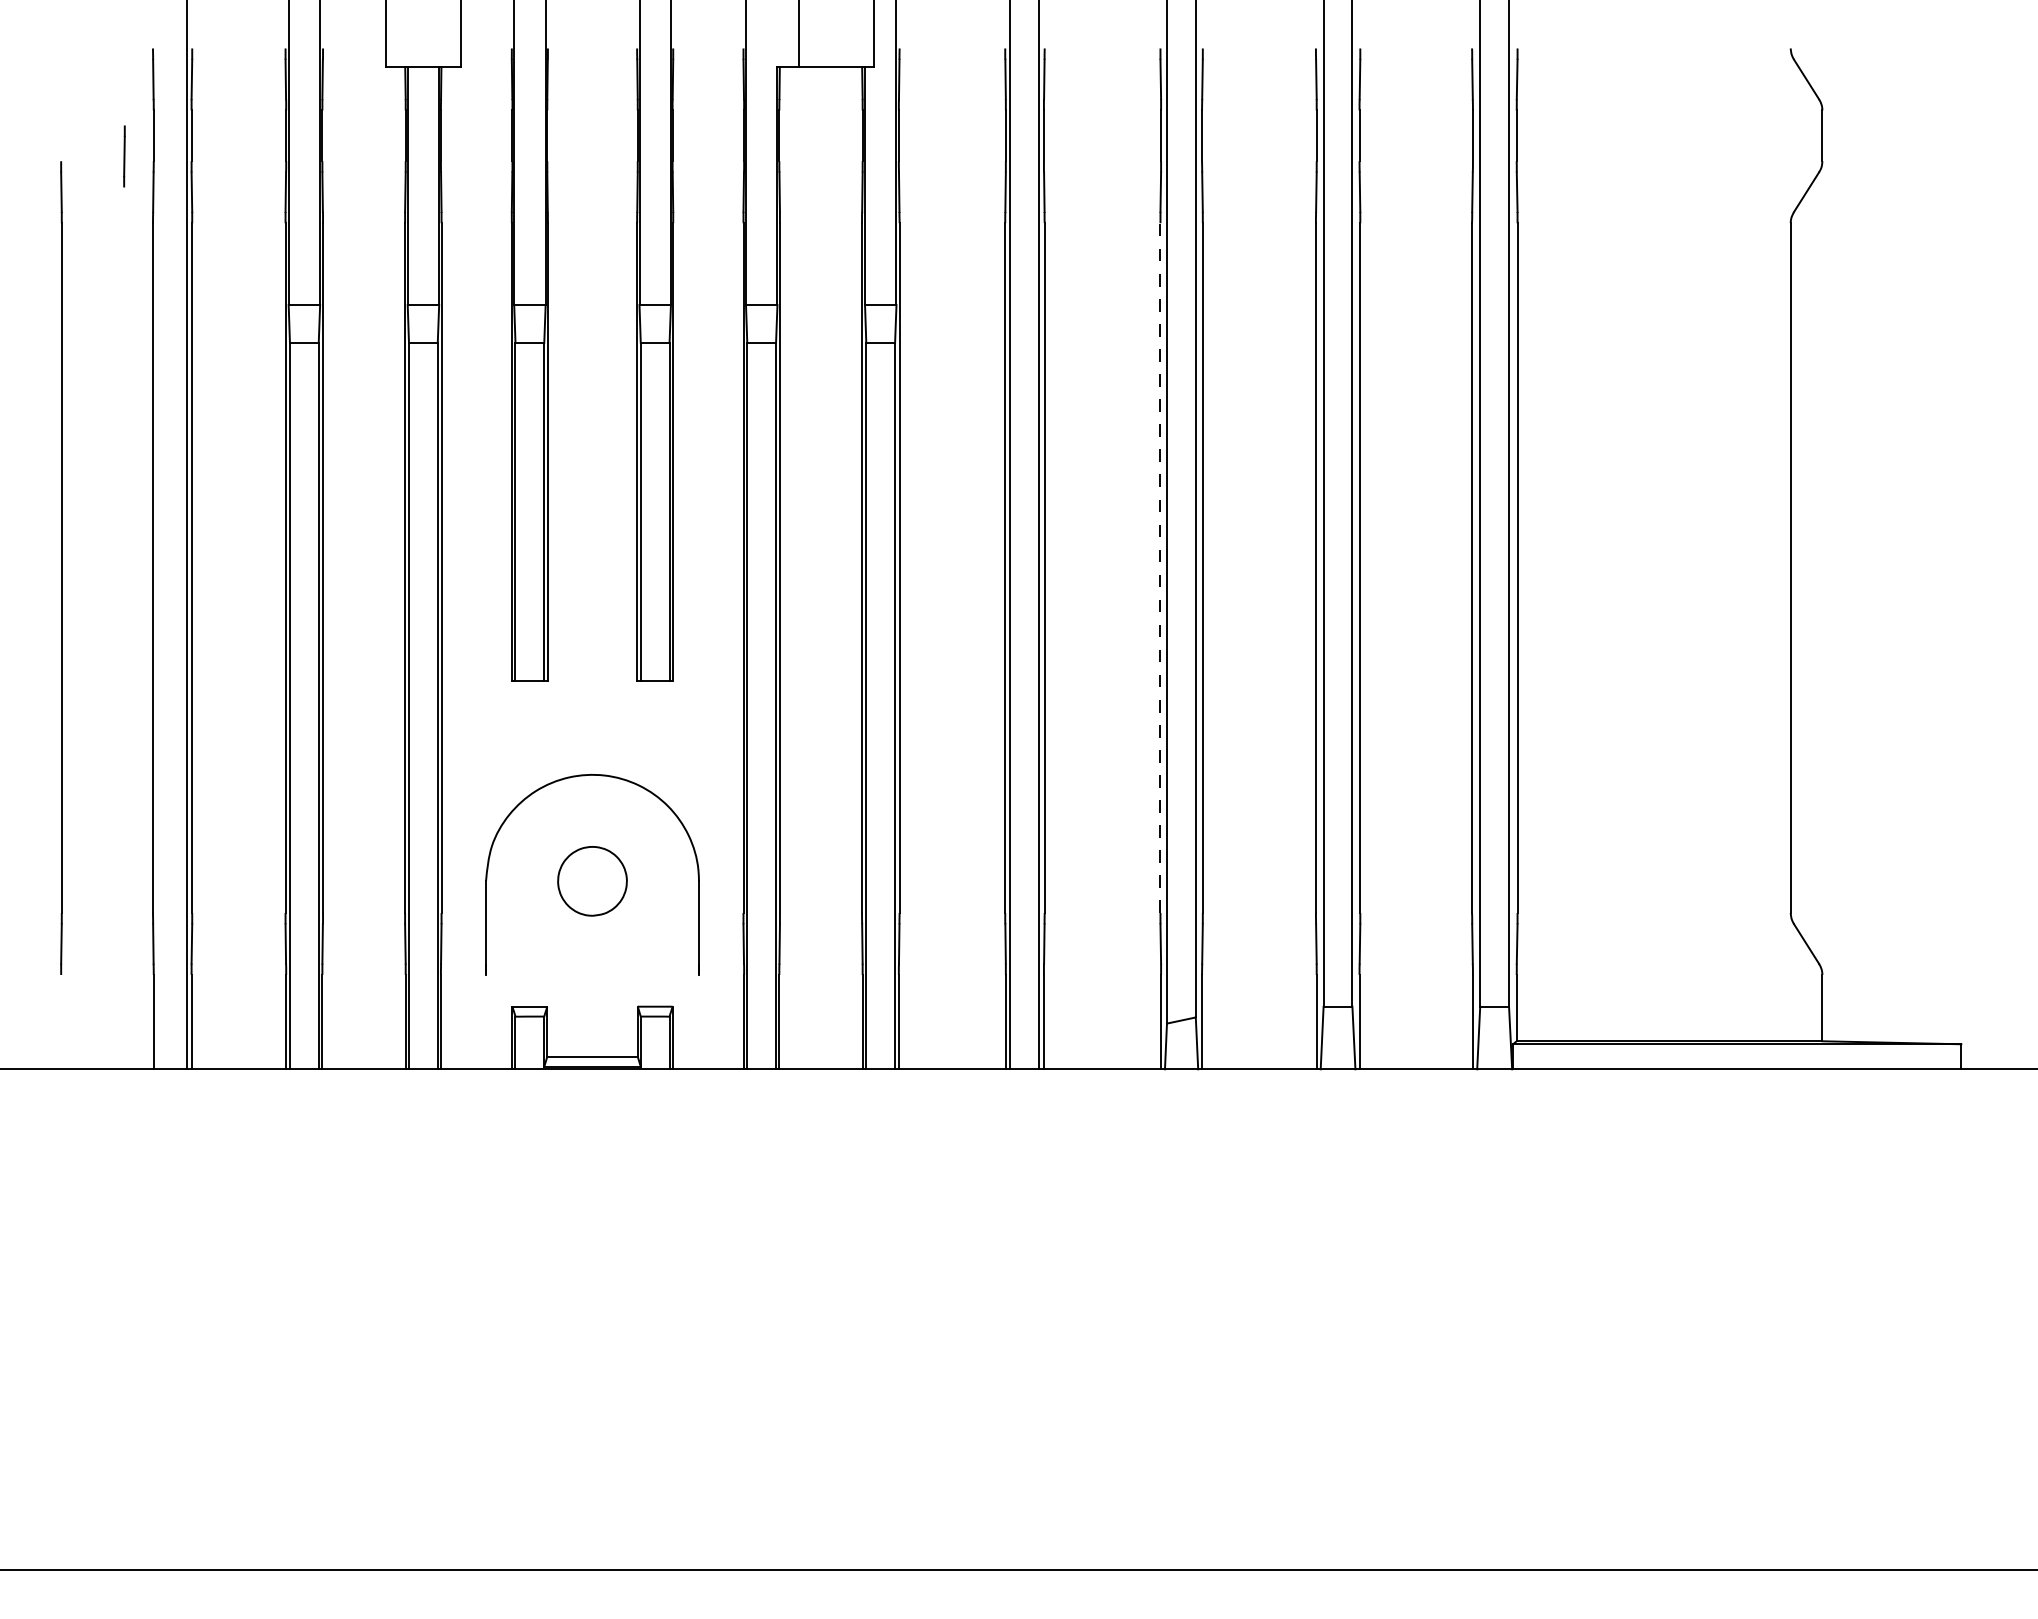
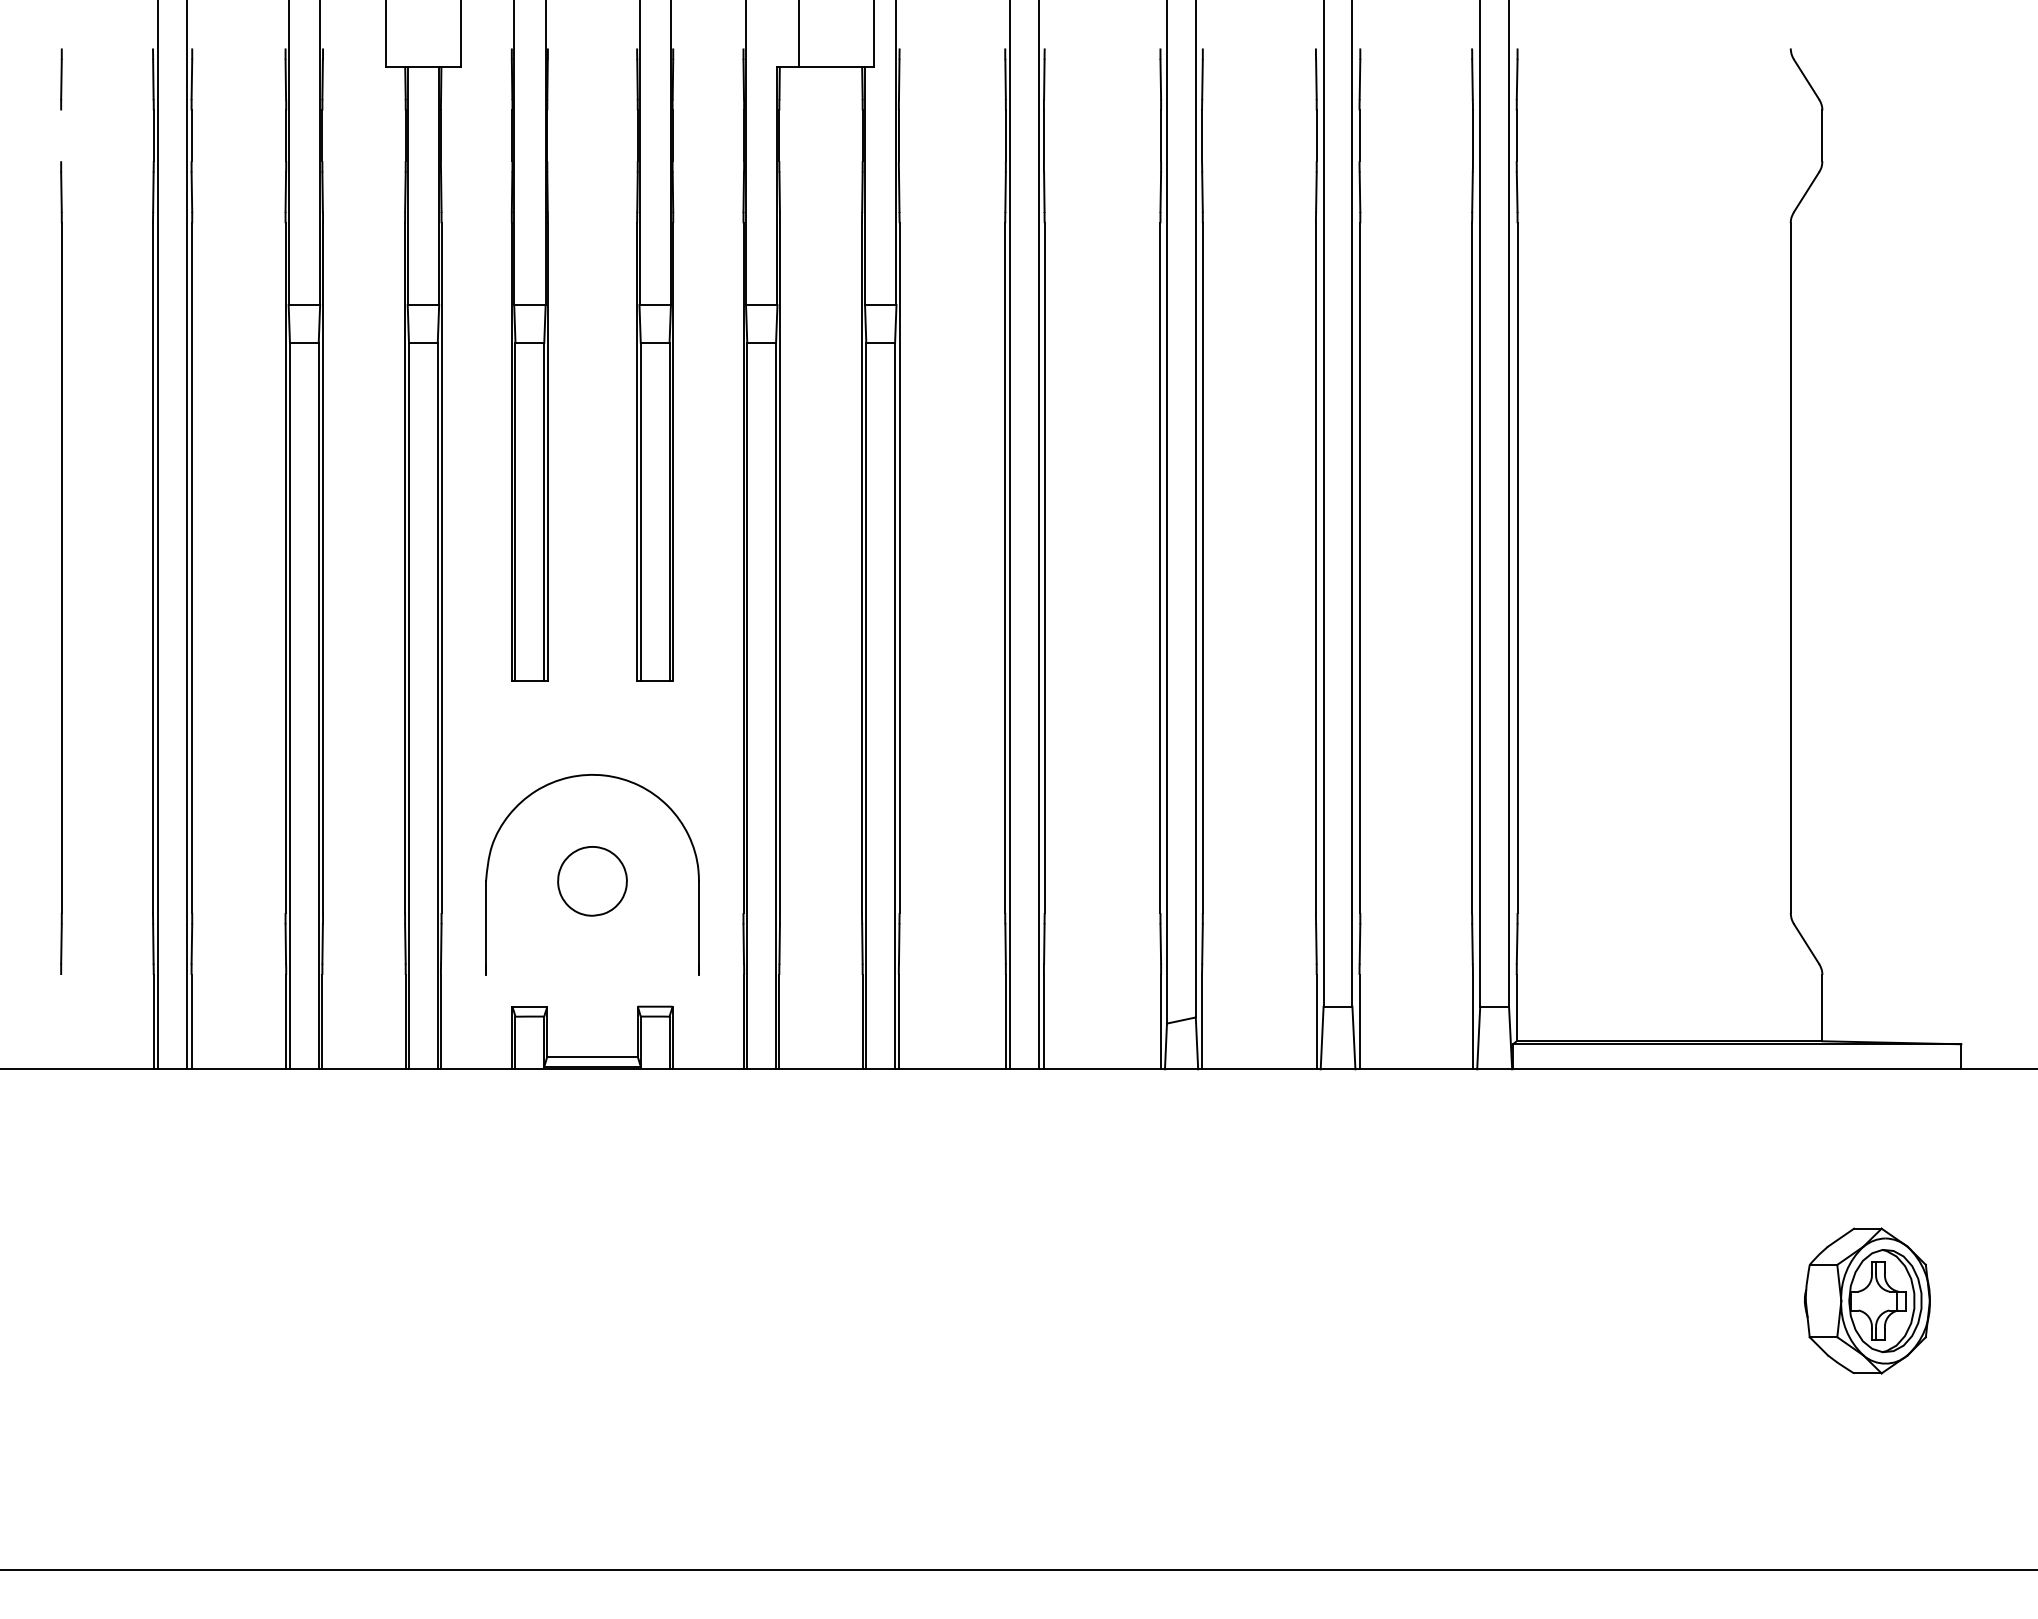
line position: (124, 156) -> (61, 79) (61, 79)
line: none -> present (158, 535)
line: dashed -> solid (1160, 568)
part: none -> present (1867, 1300)
